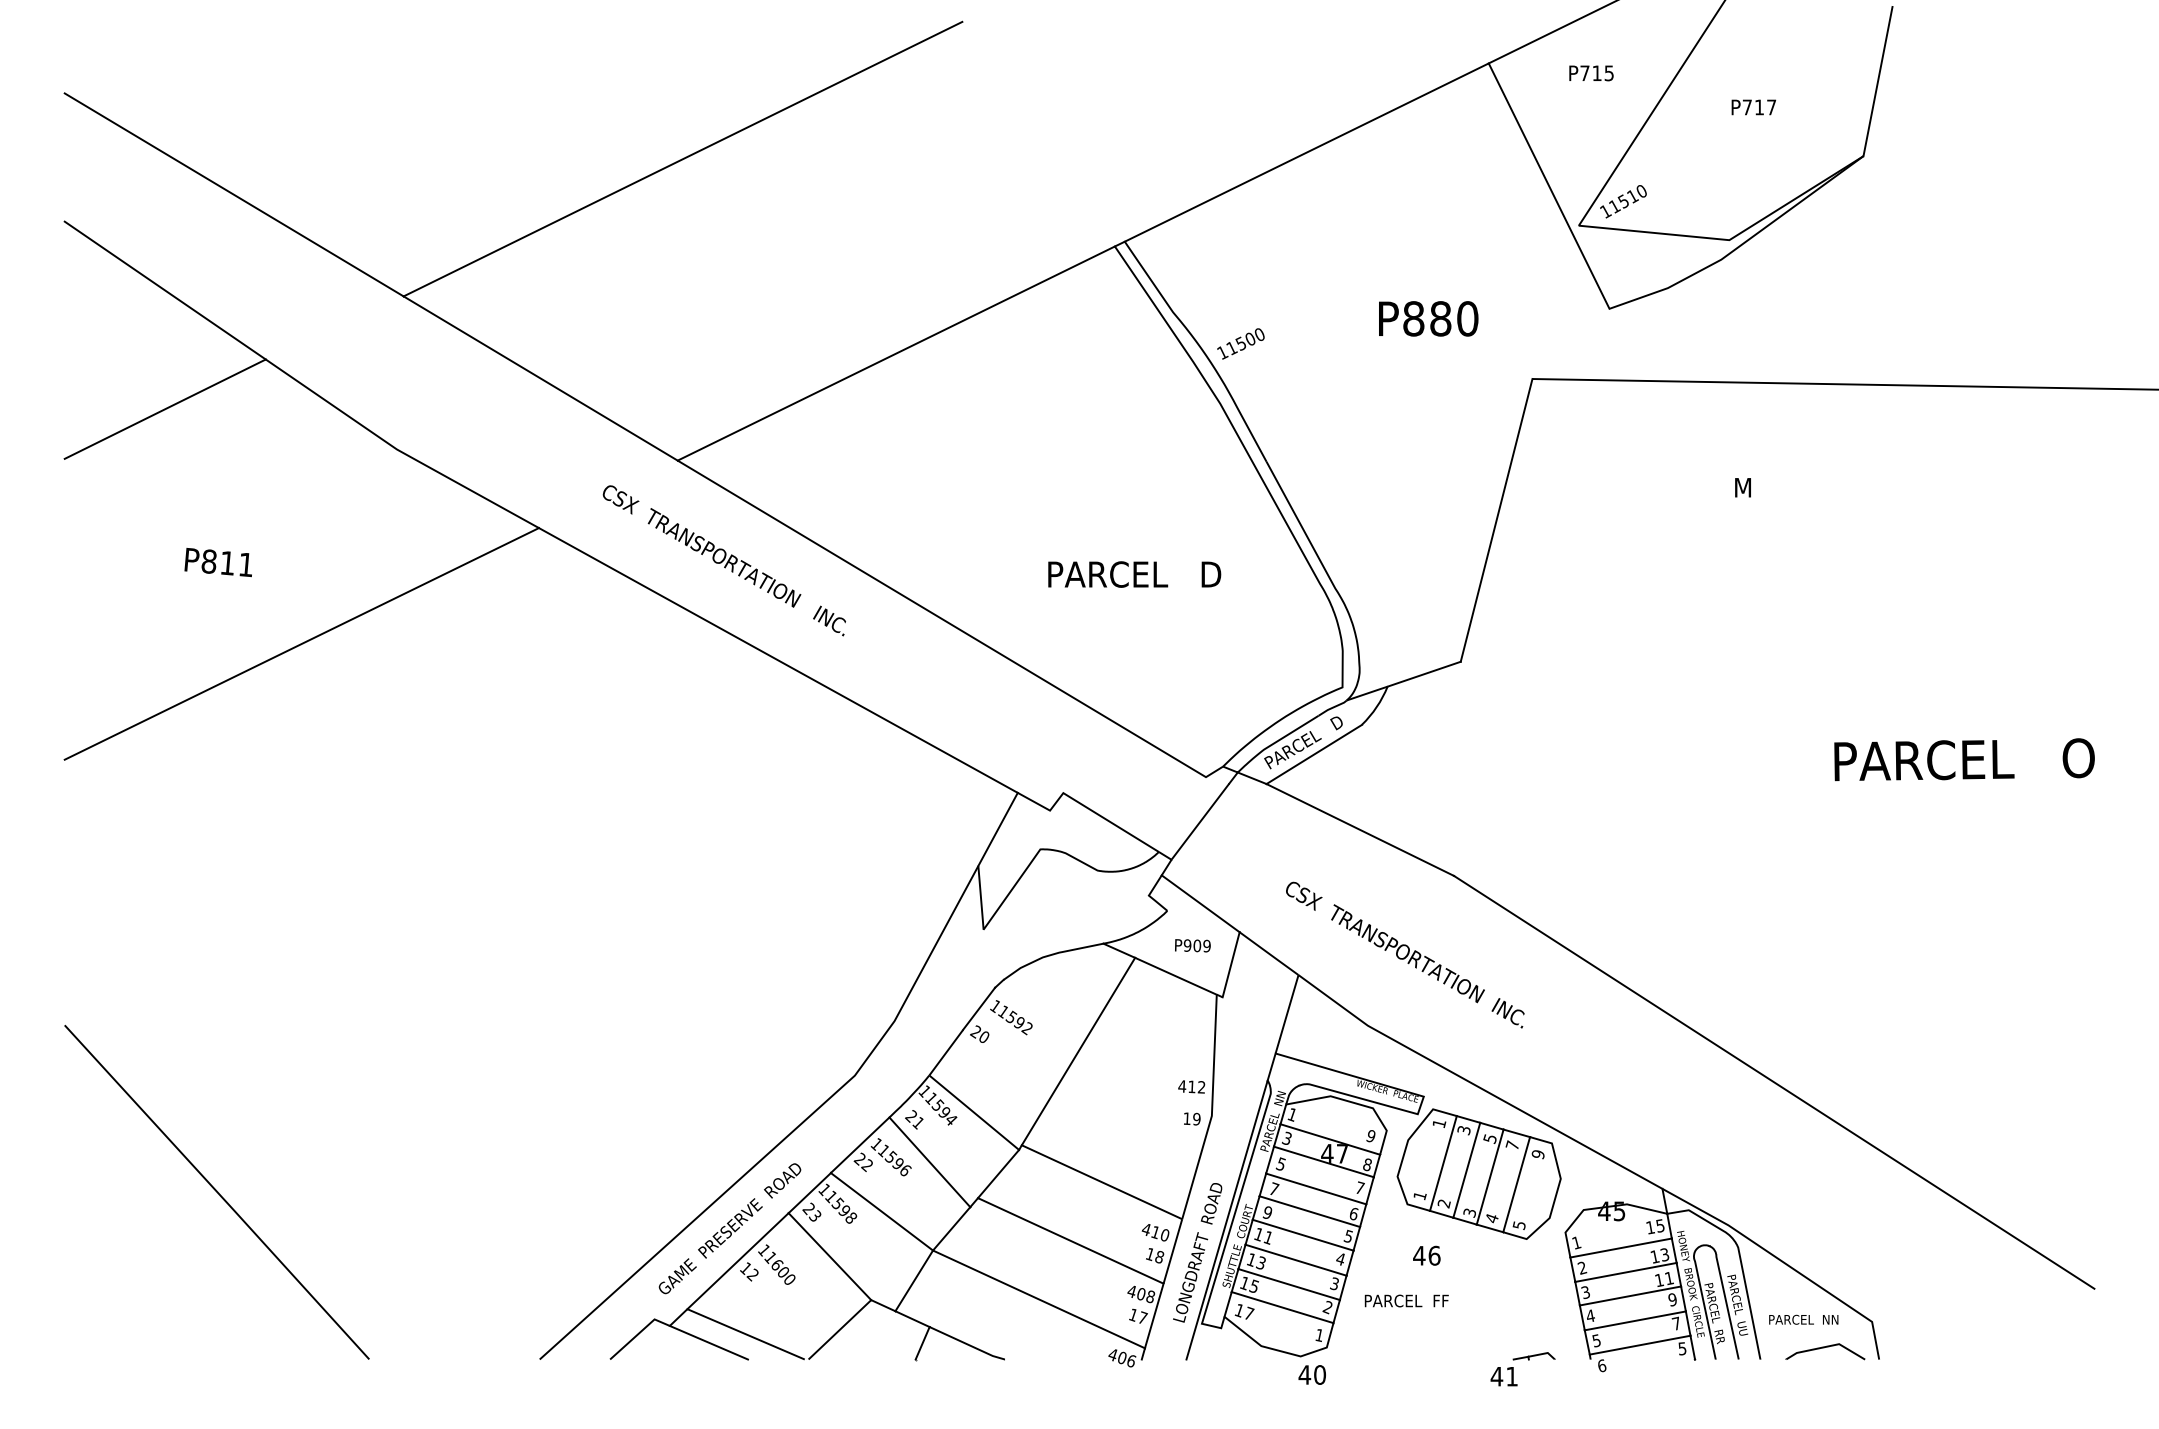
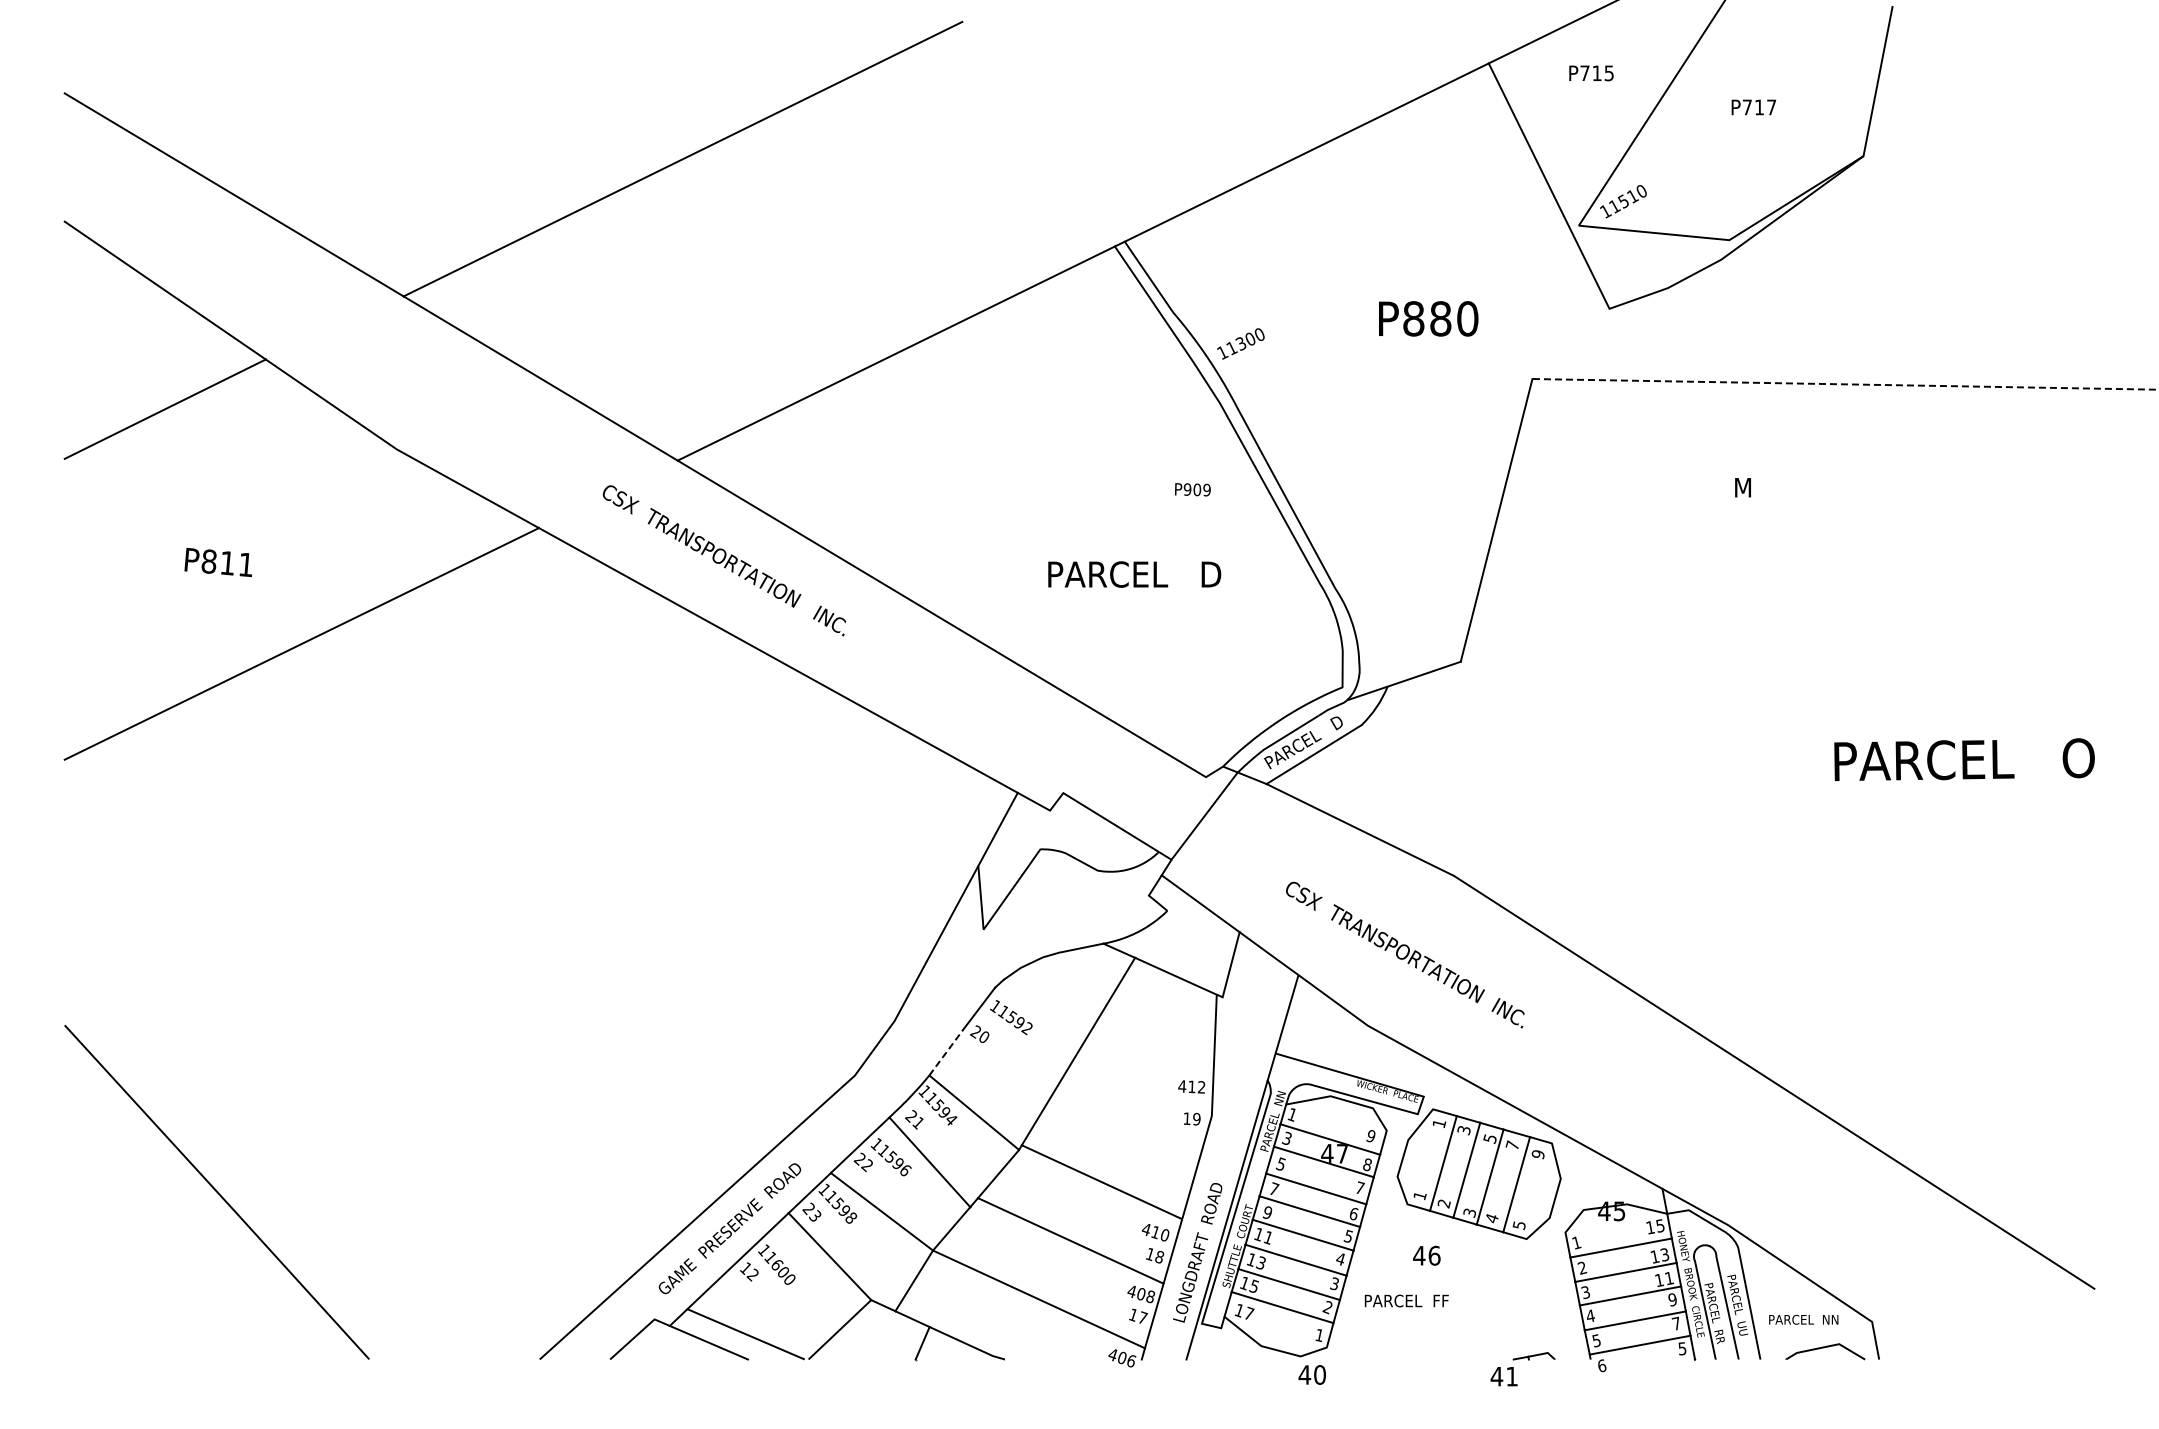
text: 11500 -> 11300 (1240, 342)
line: solid -> dashed (1846, 384)
text position: (1192, 945) -> (1192, 489) (1192, 489)
line: solid -> dashed (947, 1051)
